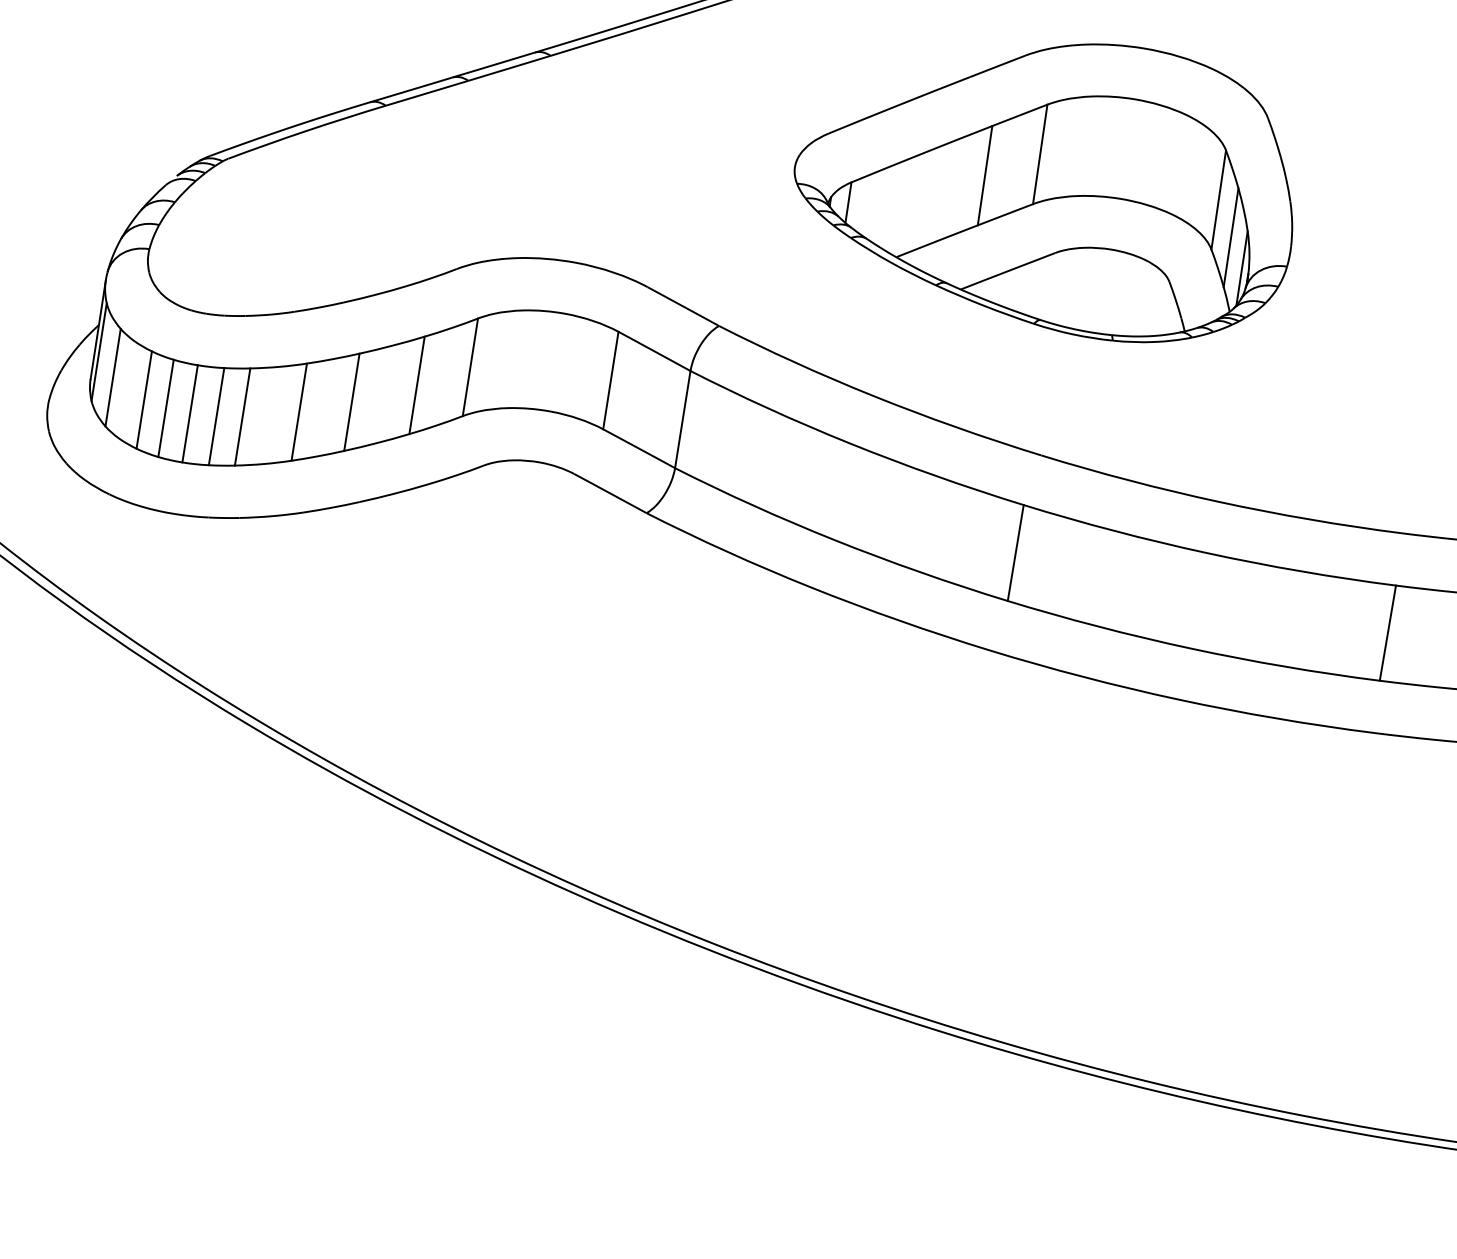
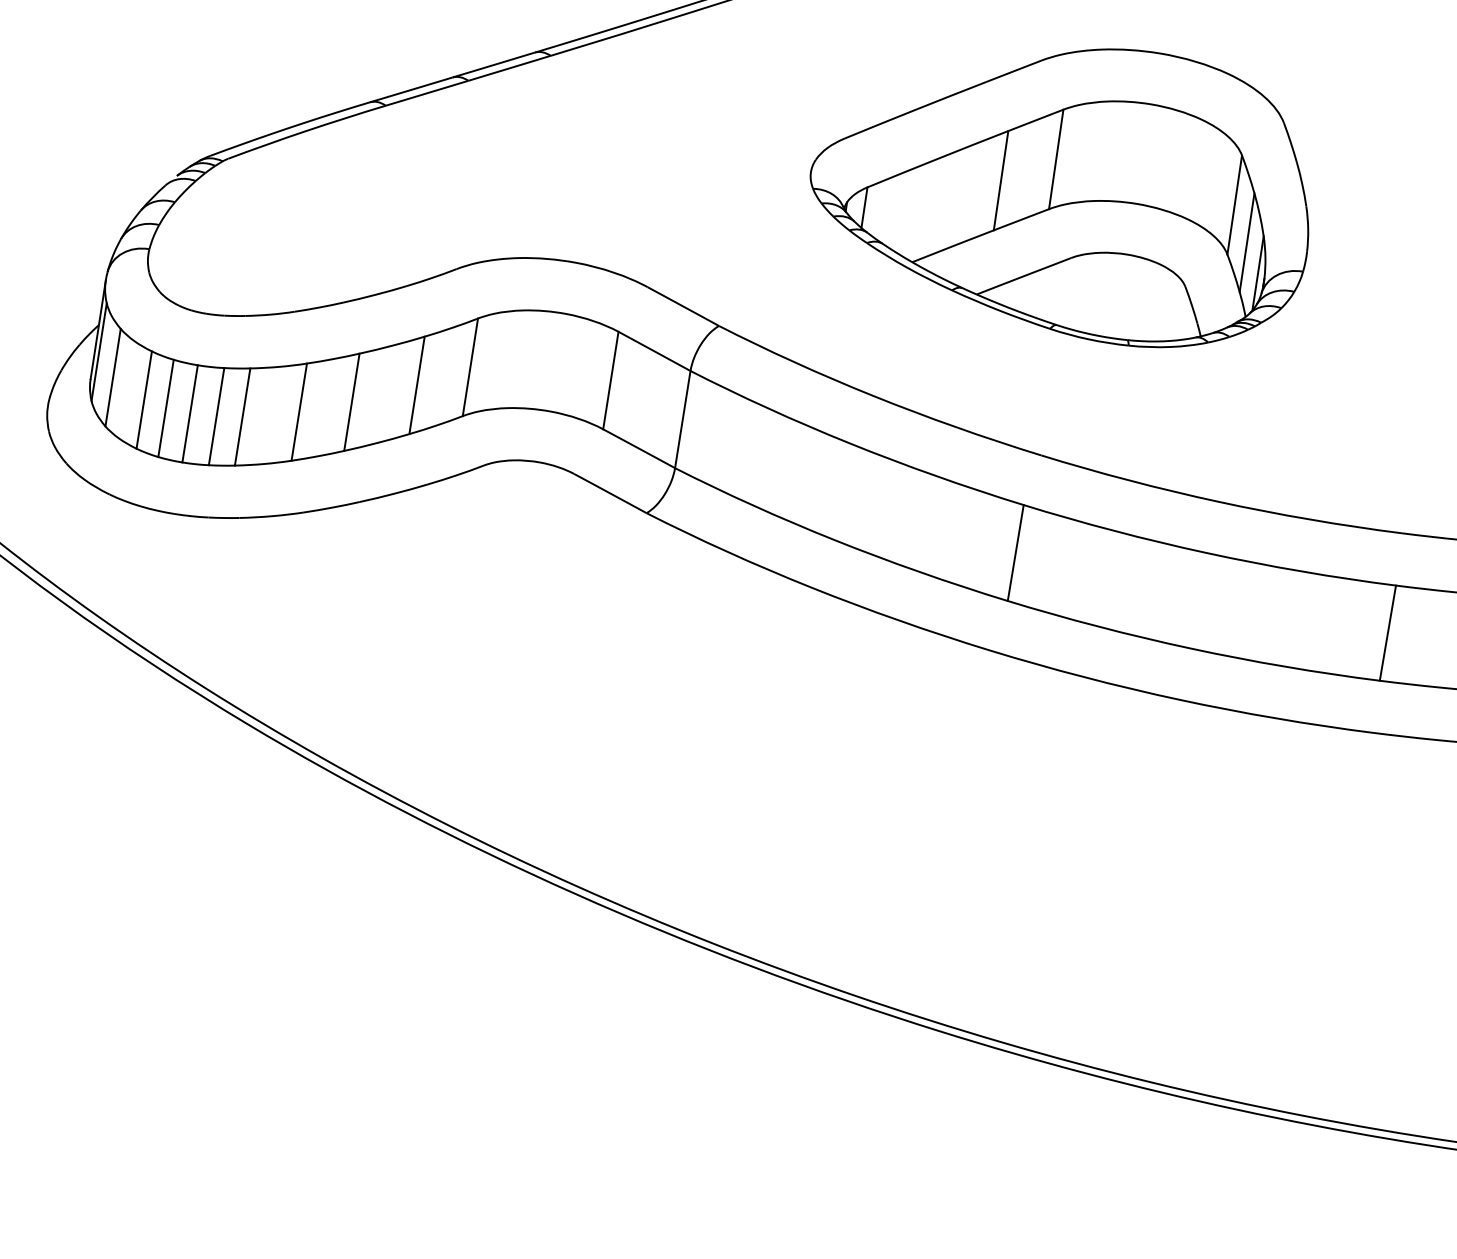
part position: (1043, 193) -> (1059, 198) (1059, 198)
